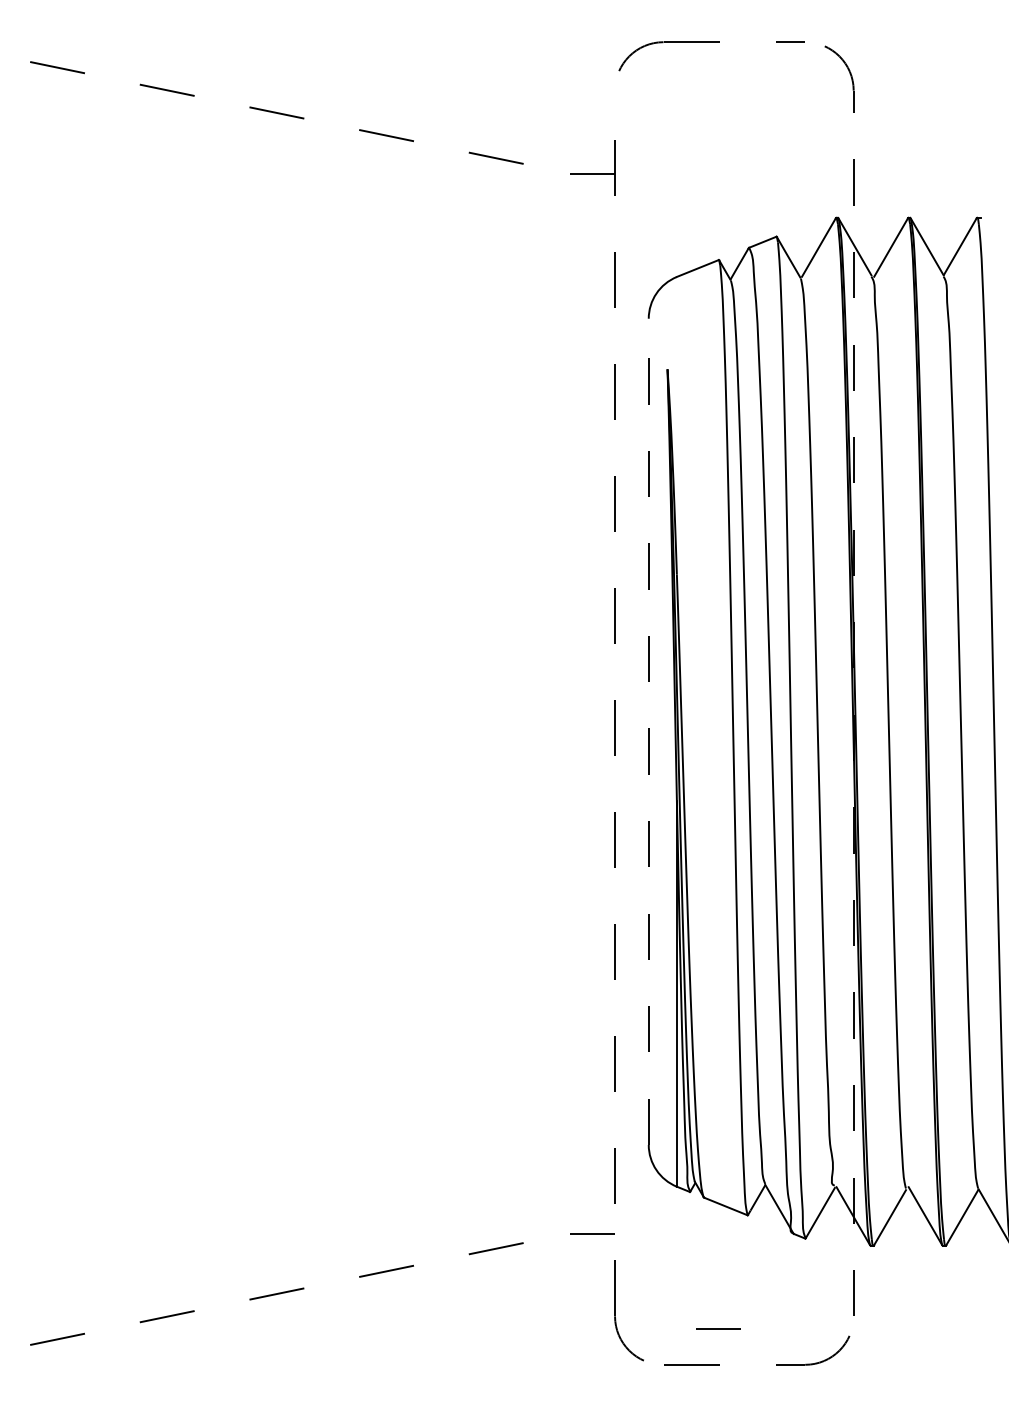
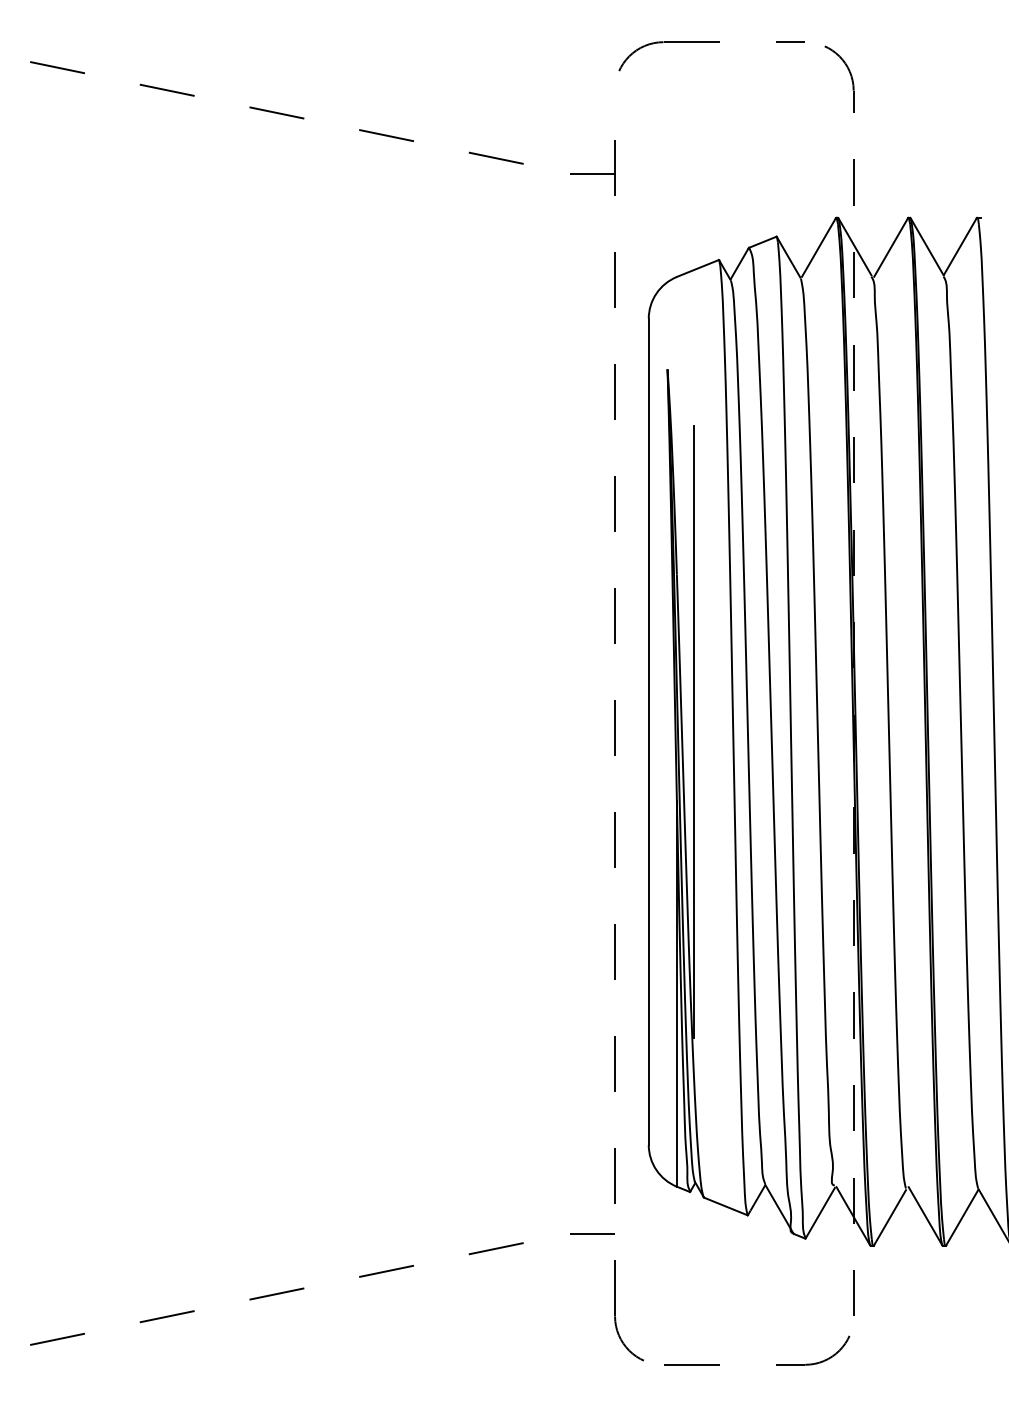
line: dashed -> solid (648, 731)
line: none -> present (693, 731)
line: present -> none (718, 1328)
